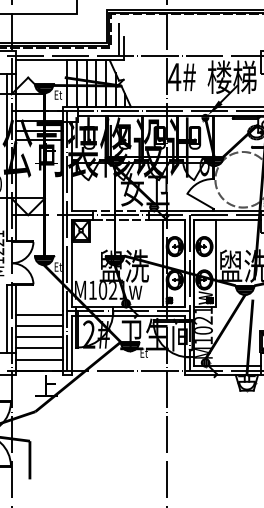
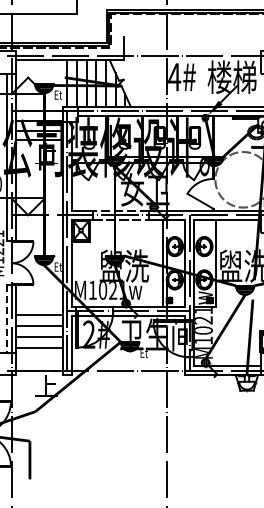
line: present -> none (119, 38)
line: solid -> dashed (7, 319)
line: present -> none (39, 359)
